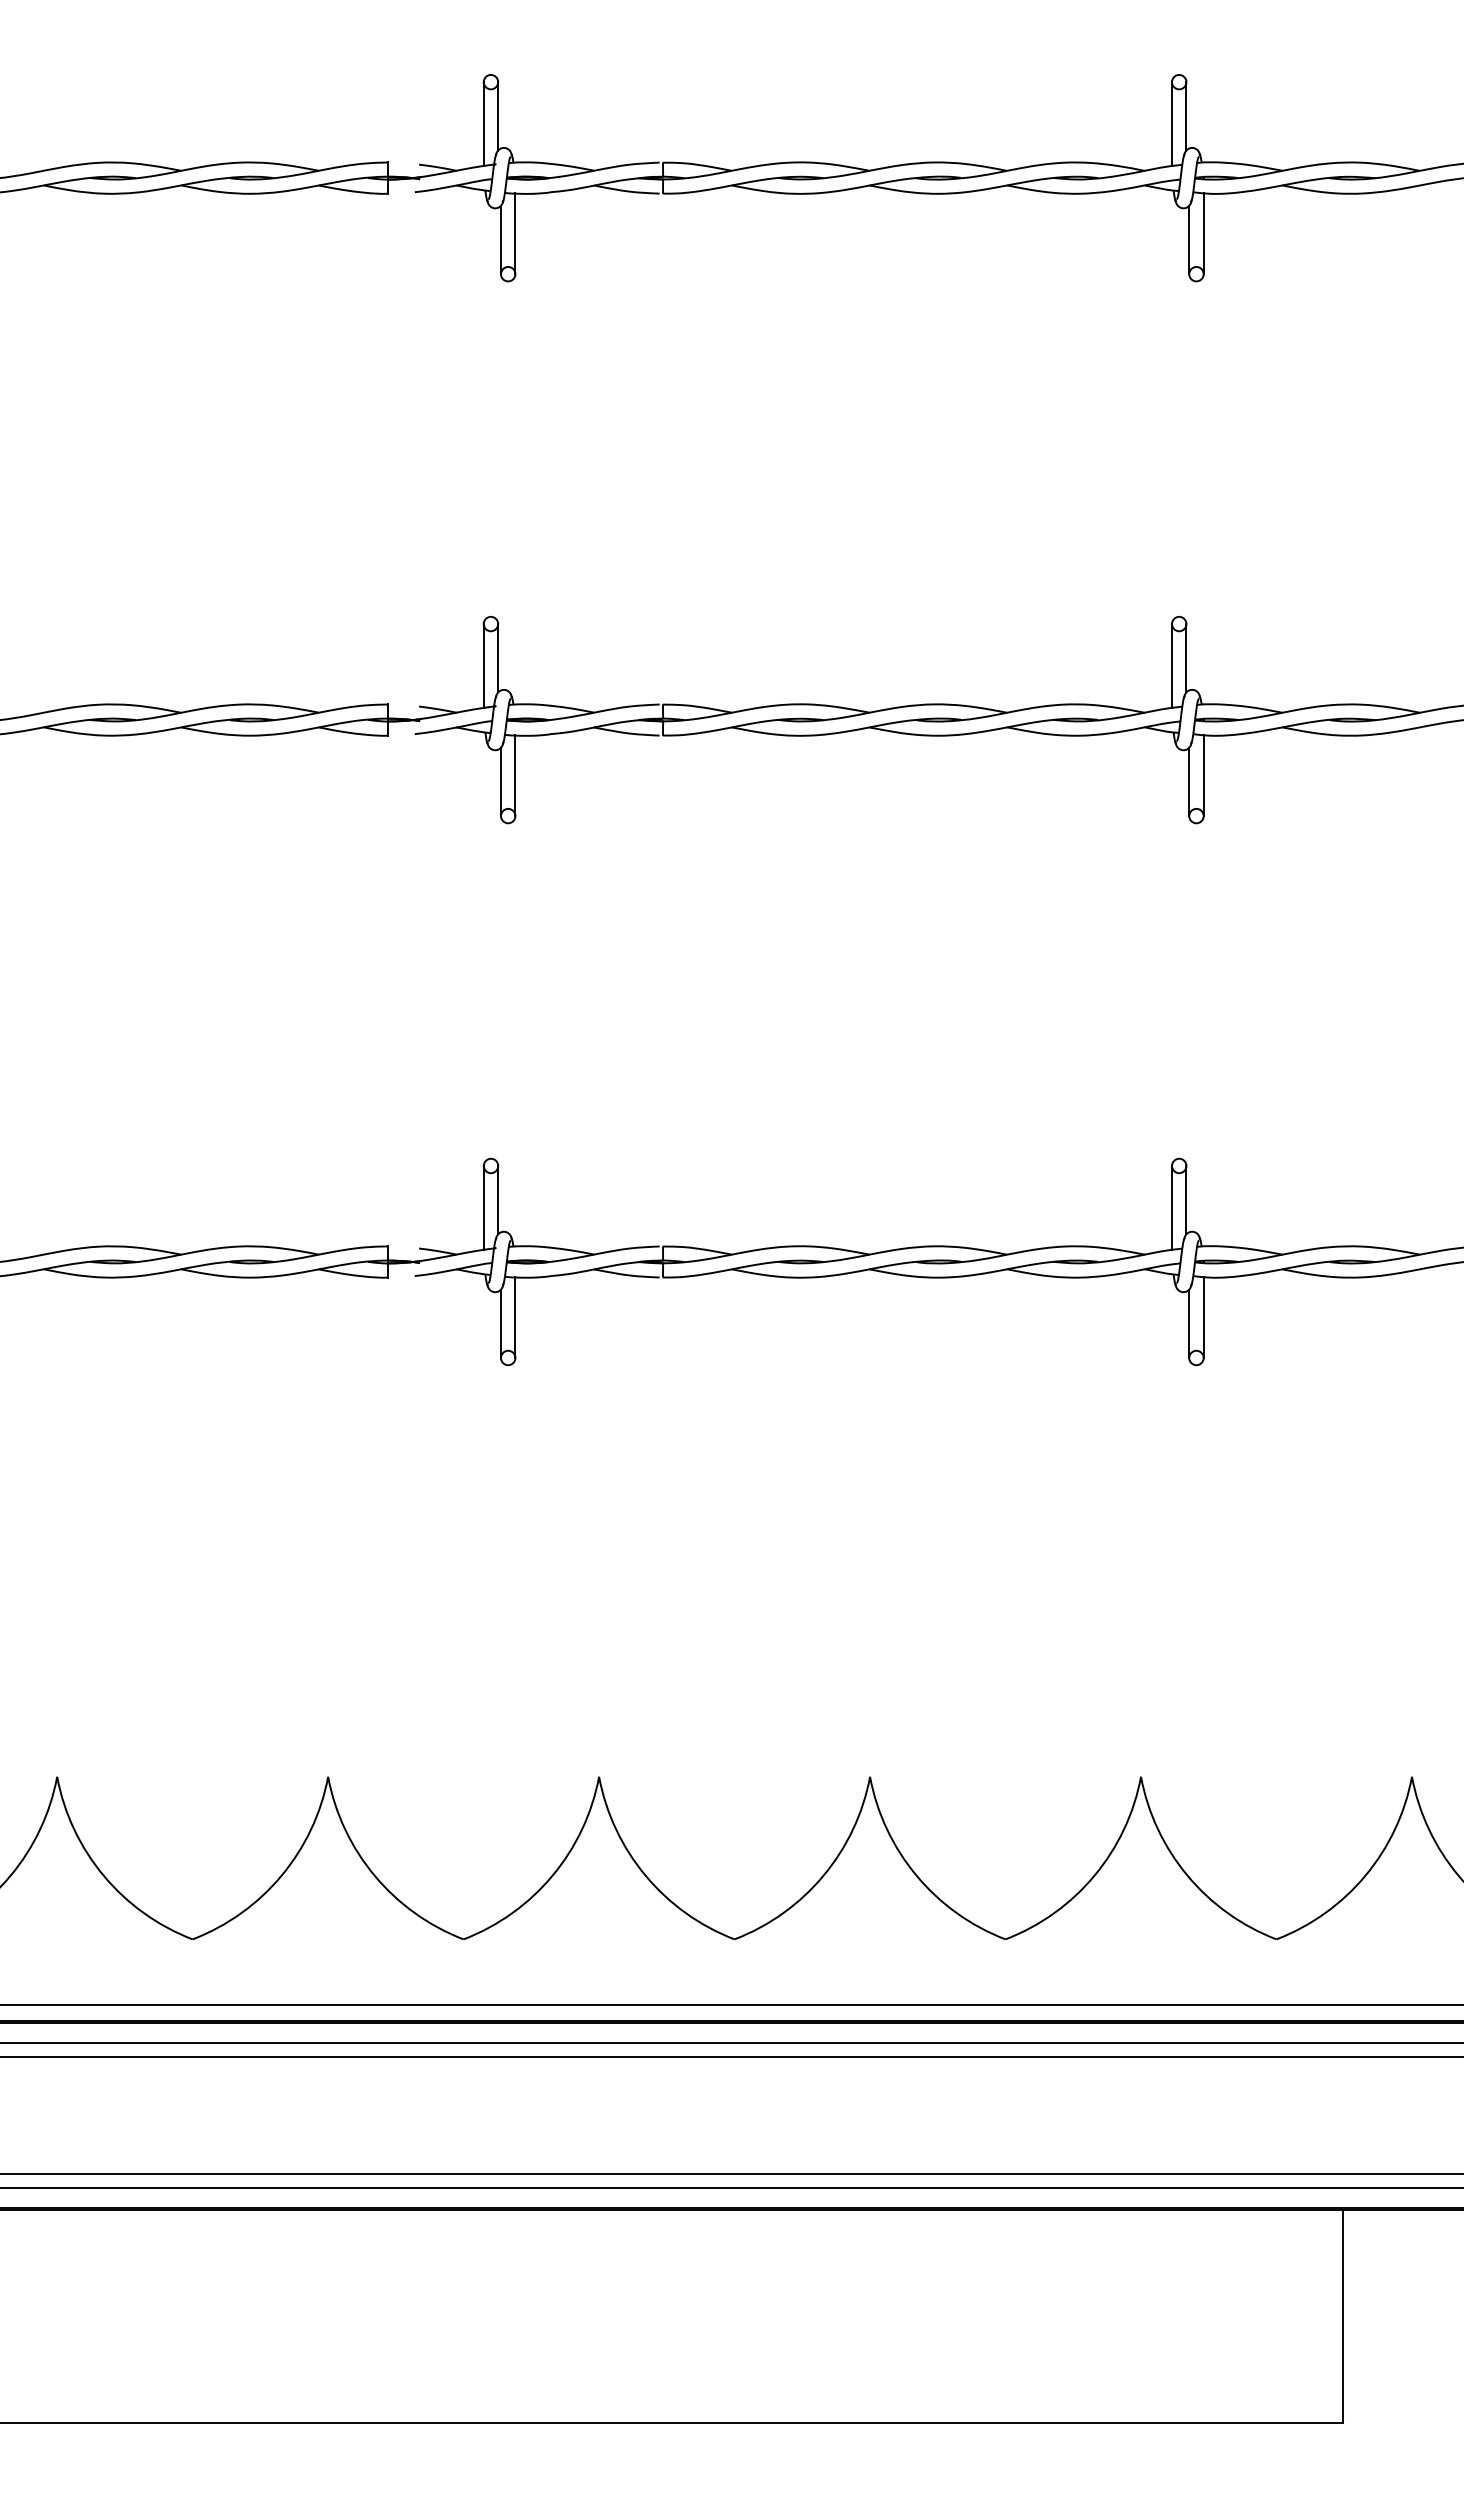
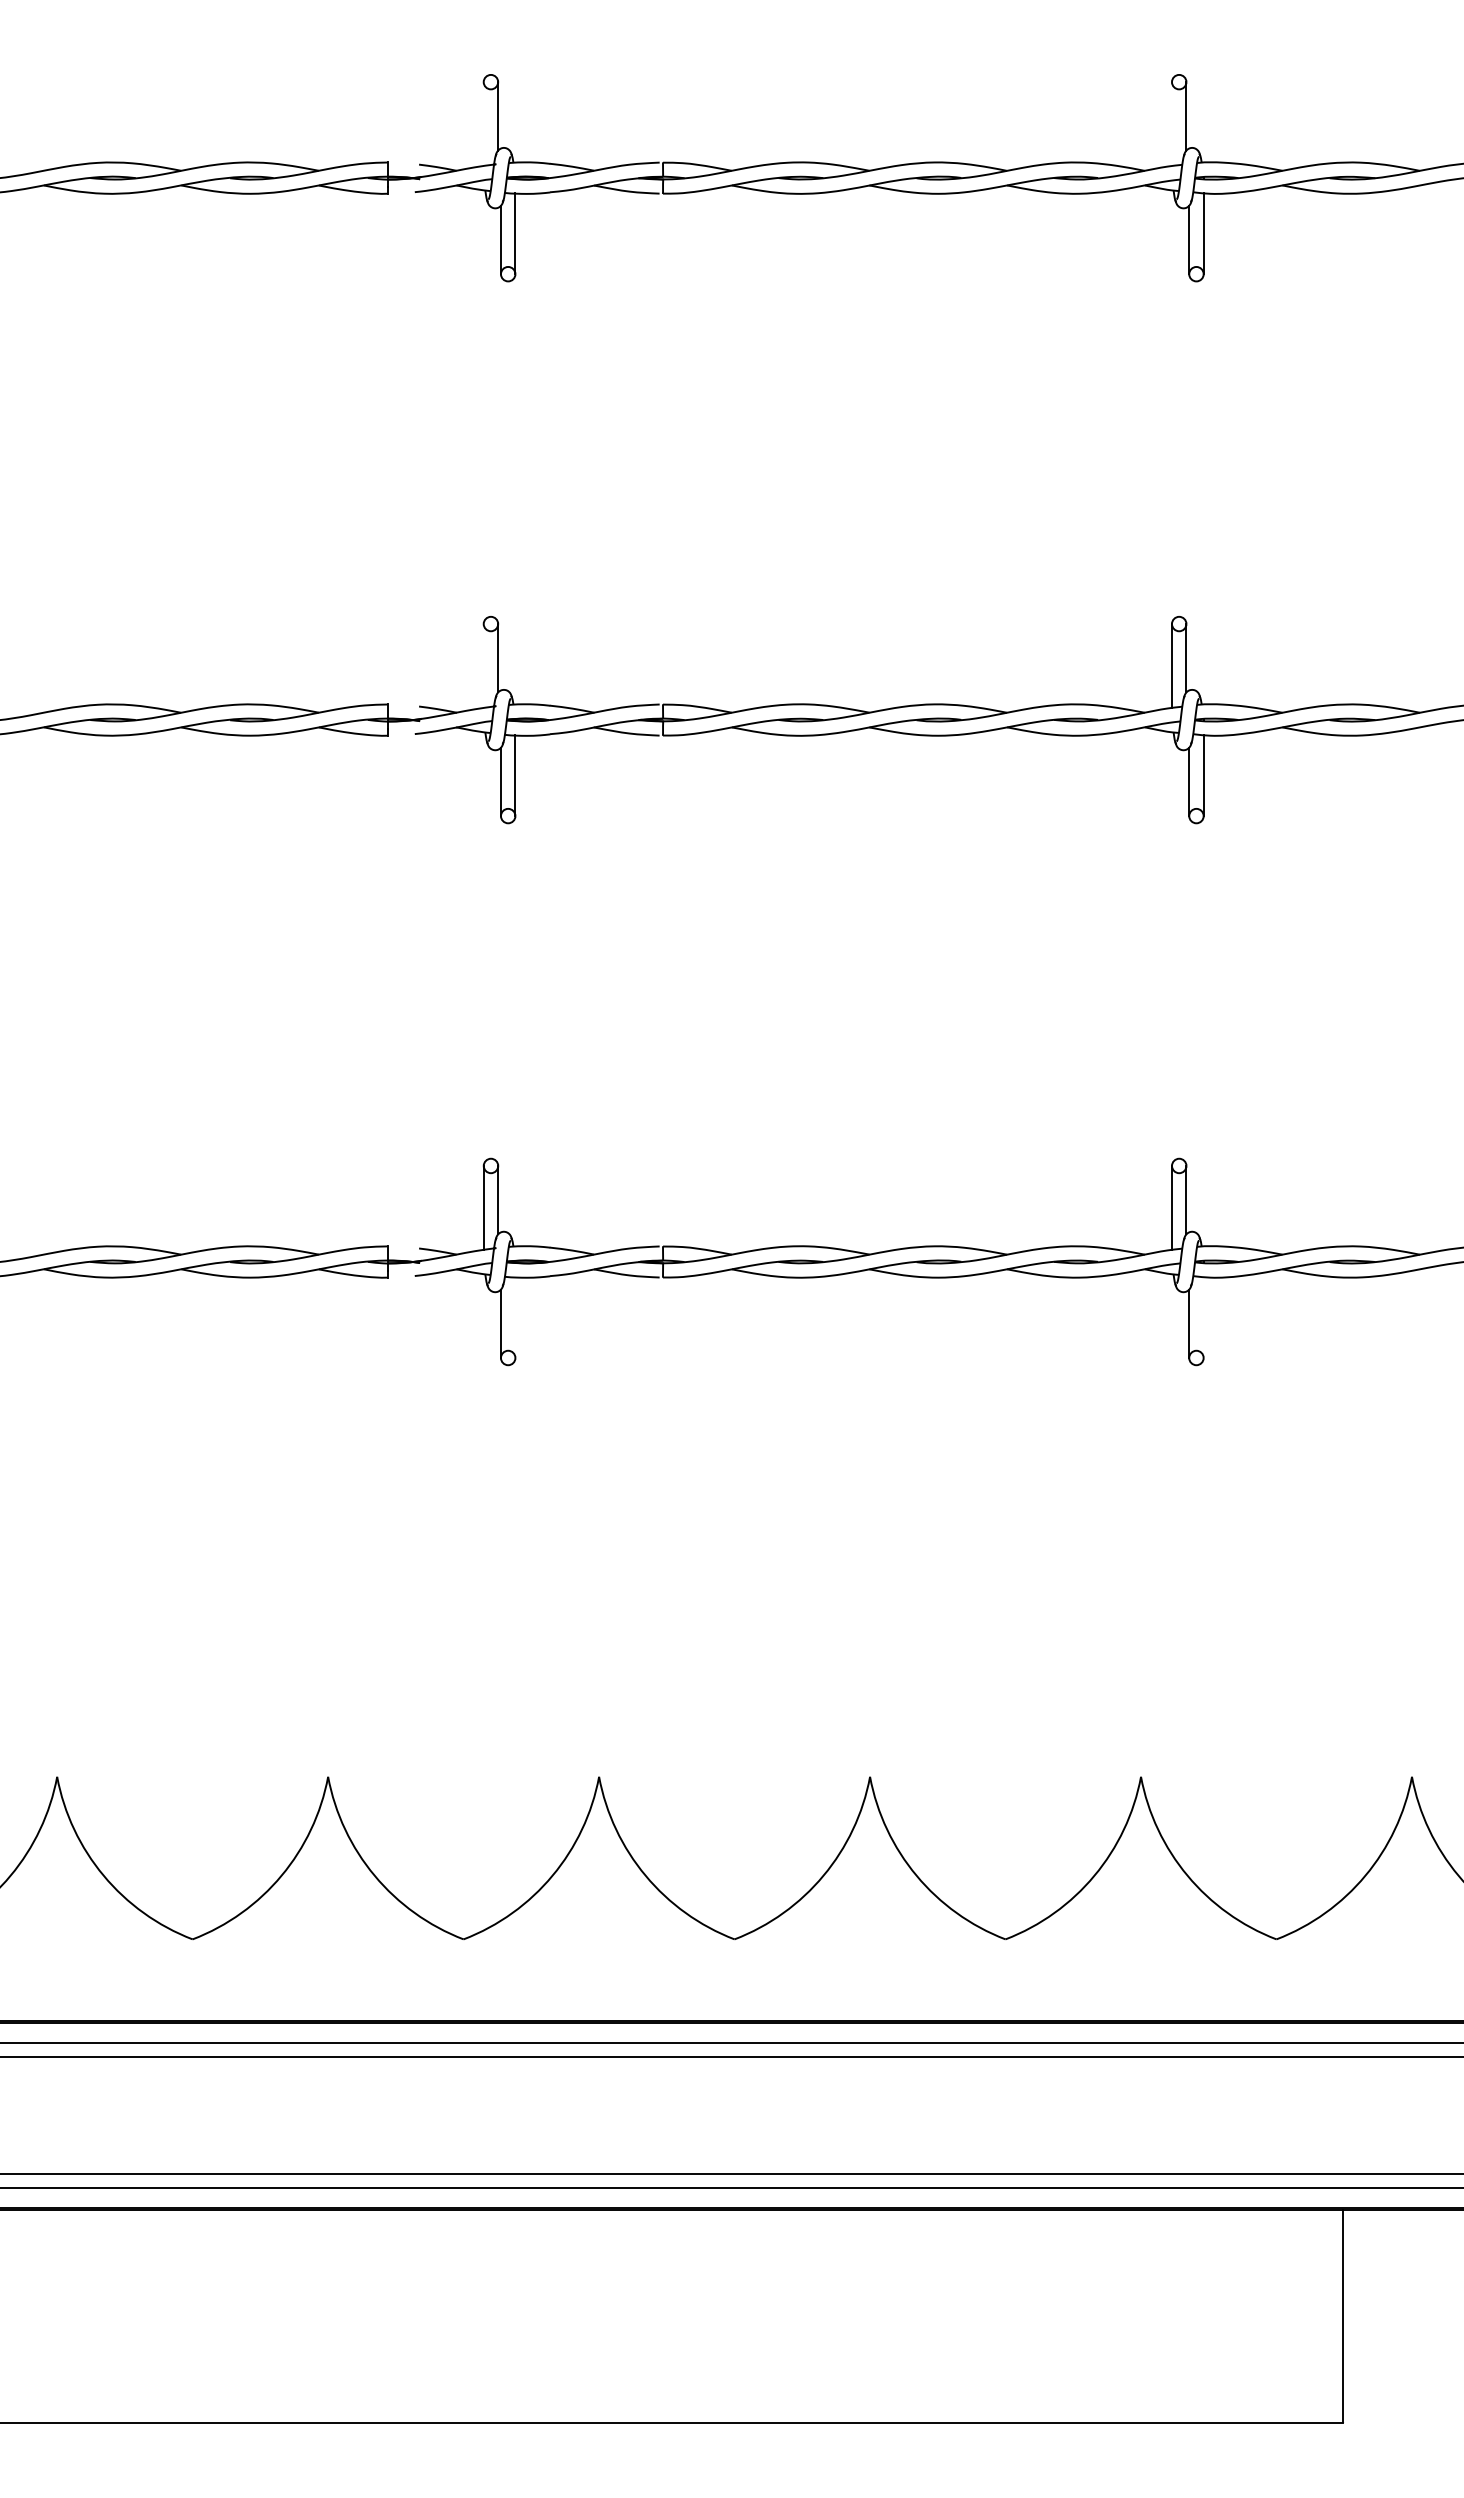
line: present -> none (483, 124)
line: present -> none (1171, 124)
line: present -> none (483, 665)
line: present -> none (515, 1317)
line: present -> none (1203, 1317)
line: present -> none (731, 2004)
